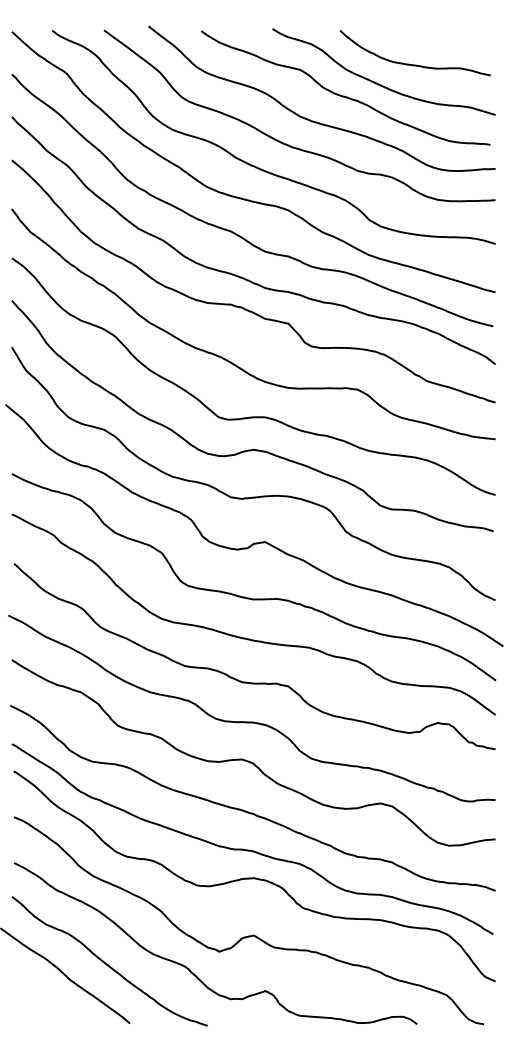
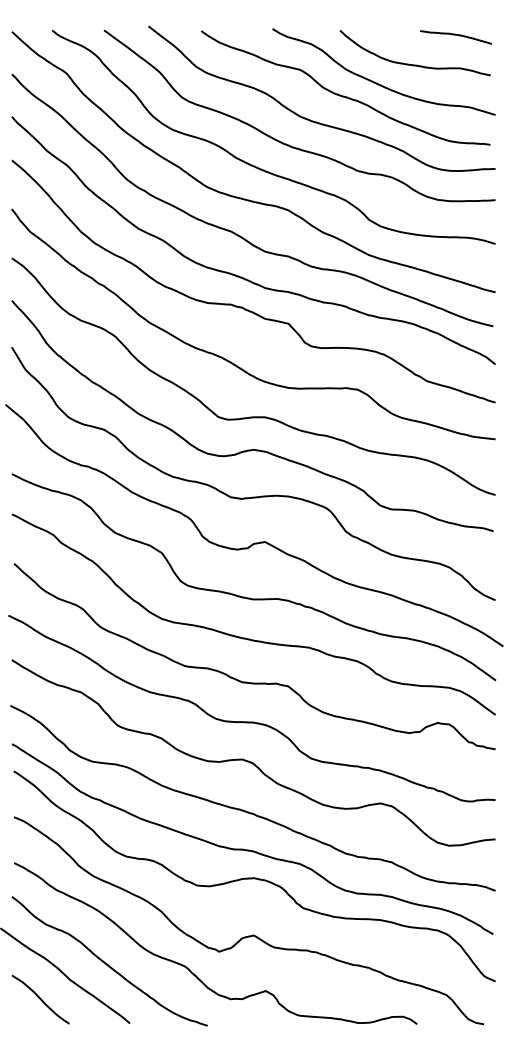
curve: none -> present (455, 35)
curve: none -> present (40, 999)
